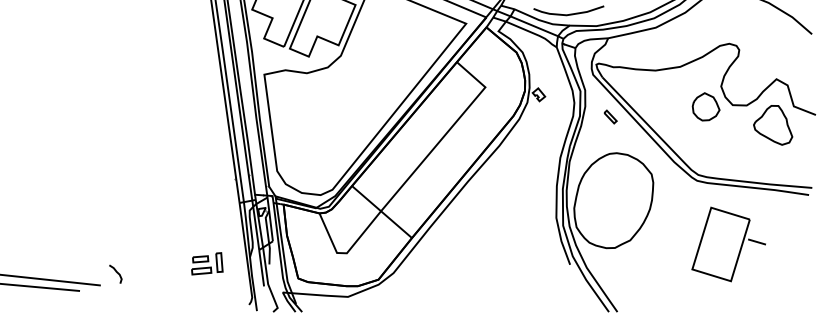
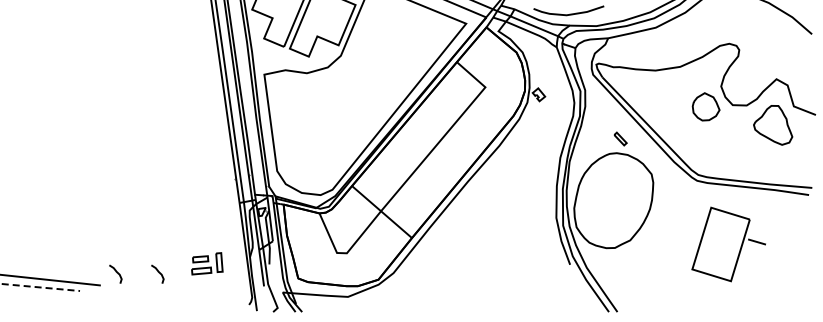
part position: (610, 116) -> (620, 138) (620, 138)
curve: none -> present (158, 273)
line: solid -> dashed (40, 287)
